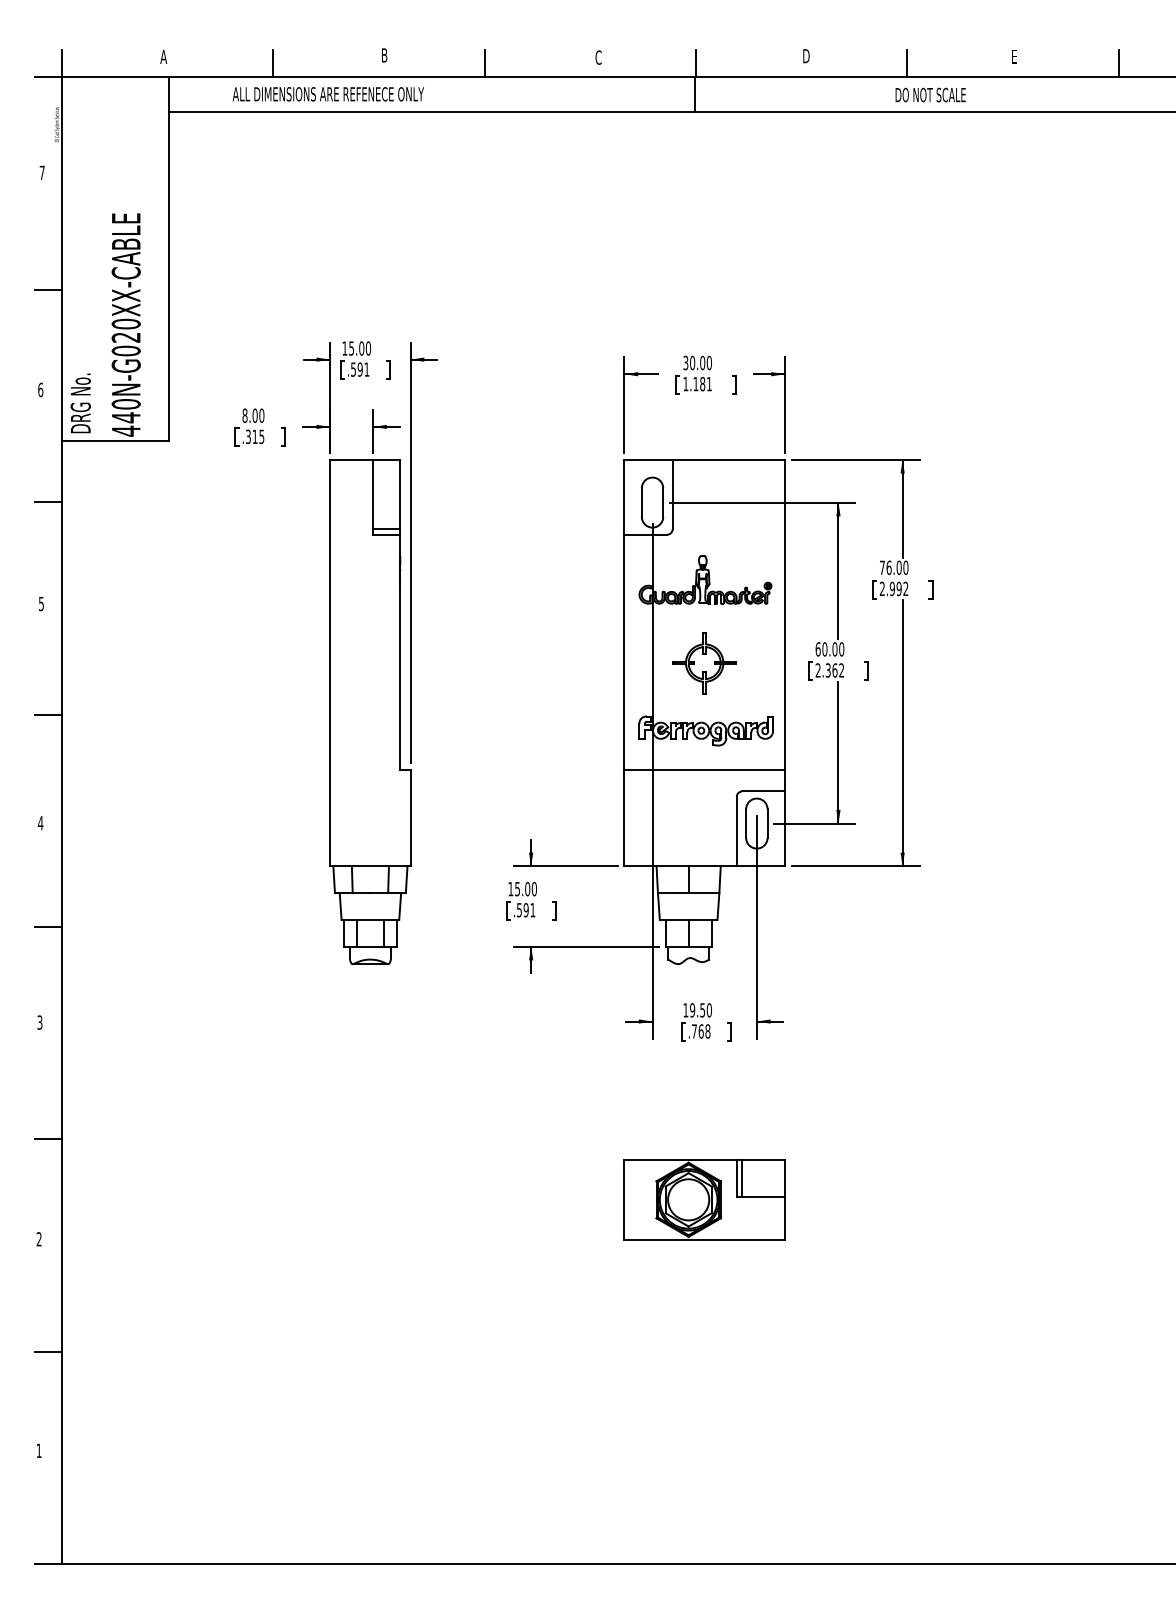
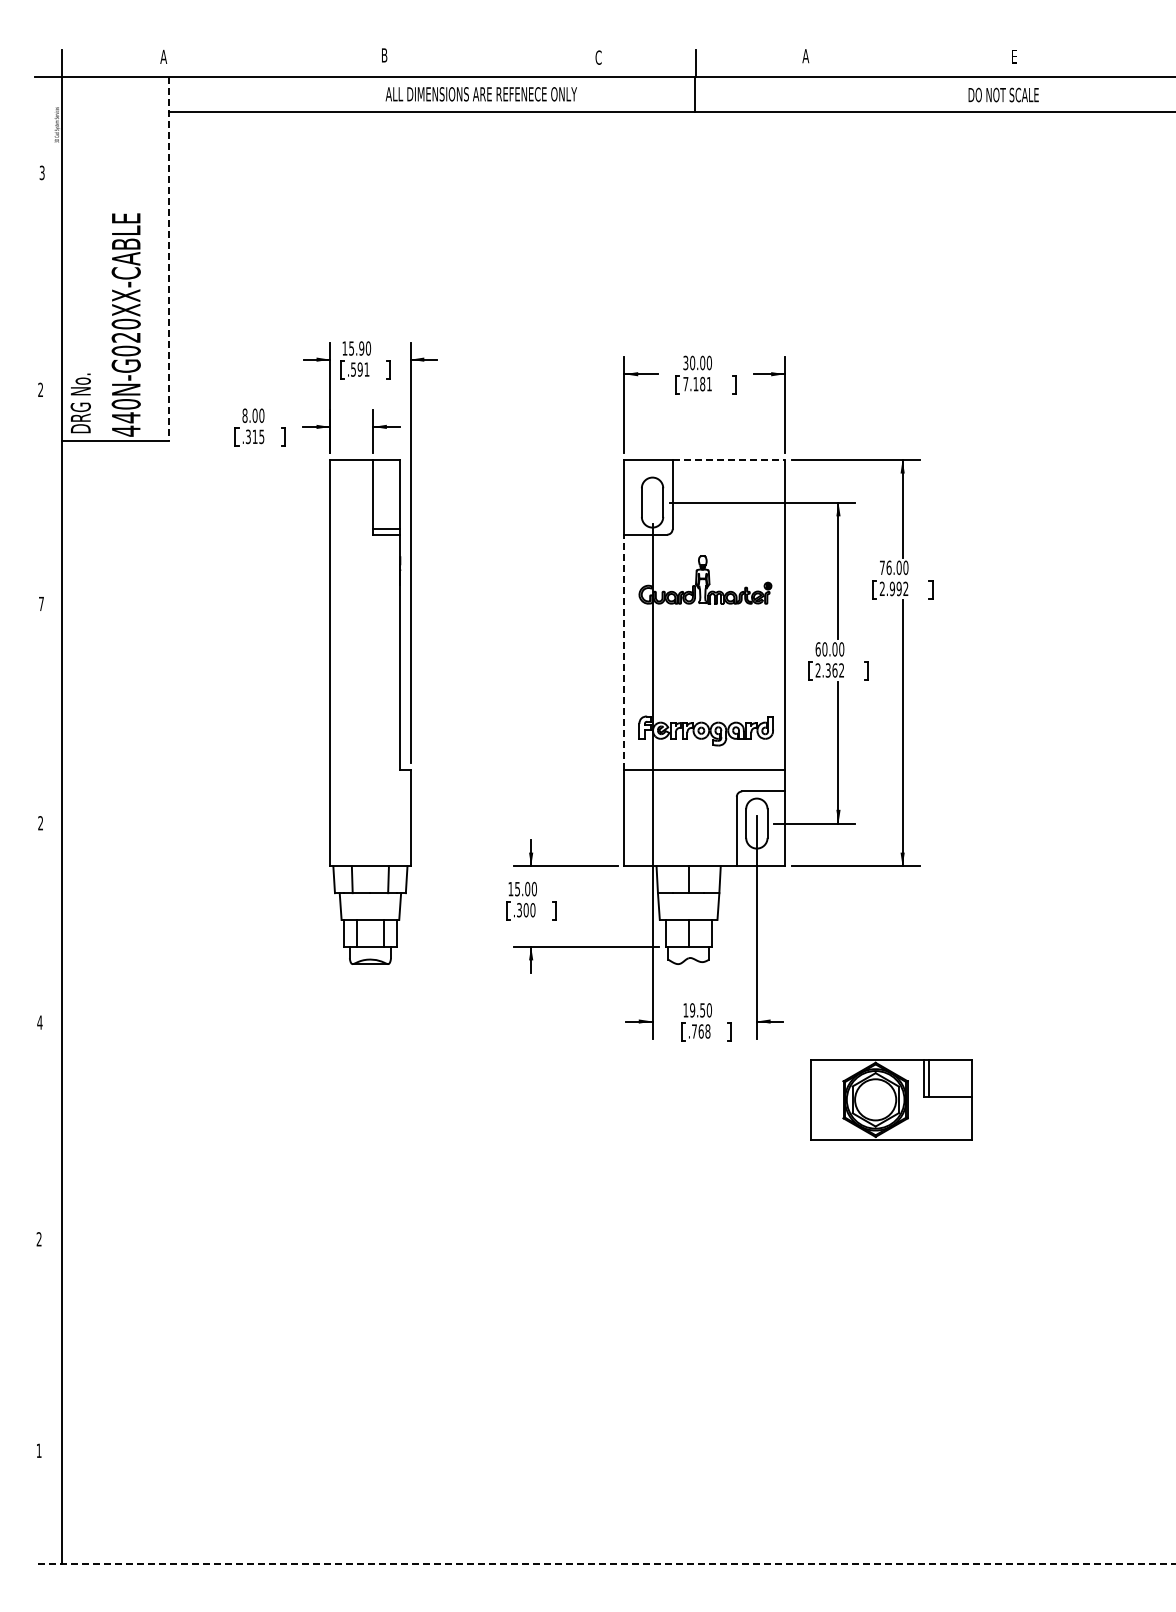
text: D -> A (805, 56)
line: present -> none (273, 63)
line: present -> none (484, 63)
line: present -> none (907, 63)
line: present -> none (1118, 63)
text position: (327, 94) -> (480, 94) (480, 94)
text position: (930, 94) -> (1003, 94) (1003, 94)
text: 7 -> 3 (41, 172)
line: solid -> dashed (169, 258)
line: present -> none (48, 289)
text: 15.00 -> 15.90 (361, 348)
text: 1.181 -> 7.181 (685, 384)
text: 6 -> 2 (40, 389)
line: solid -> dashed (729, 459)
line: present -> none (48, 502)
text: 5 -> 7 (41, 604)
line: solid -> dashed (624, 652)
part: present -> none (704, 663)
line: present -> none (48, 714)
text: 4 -> 2 (40, 823)
text: .591 -> .300 (526, 910)
line: present -> none (48, 927)
text: 3 -> 4 (39, 1022)
line: present -> none (48, 1139)
part position: (704, 1199) -> (891, 1099) (891, 1099)
line: present -> none (48, 1351)
line: solid -> dashed (605, 1563)
